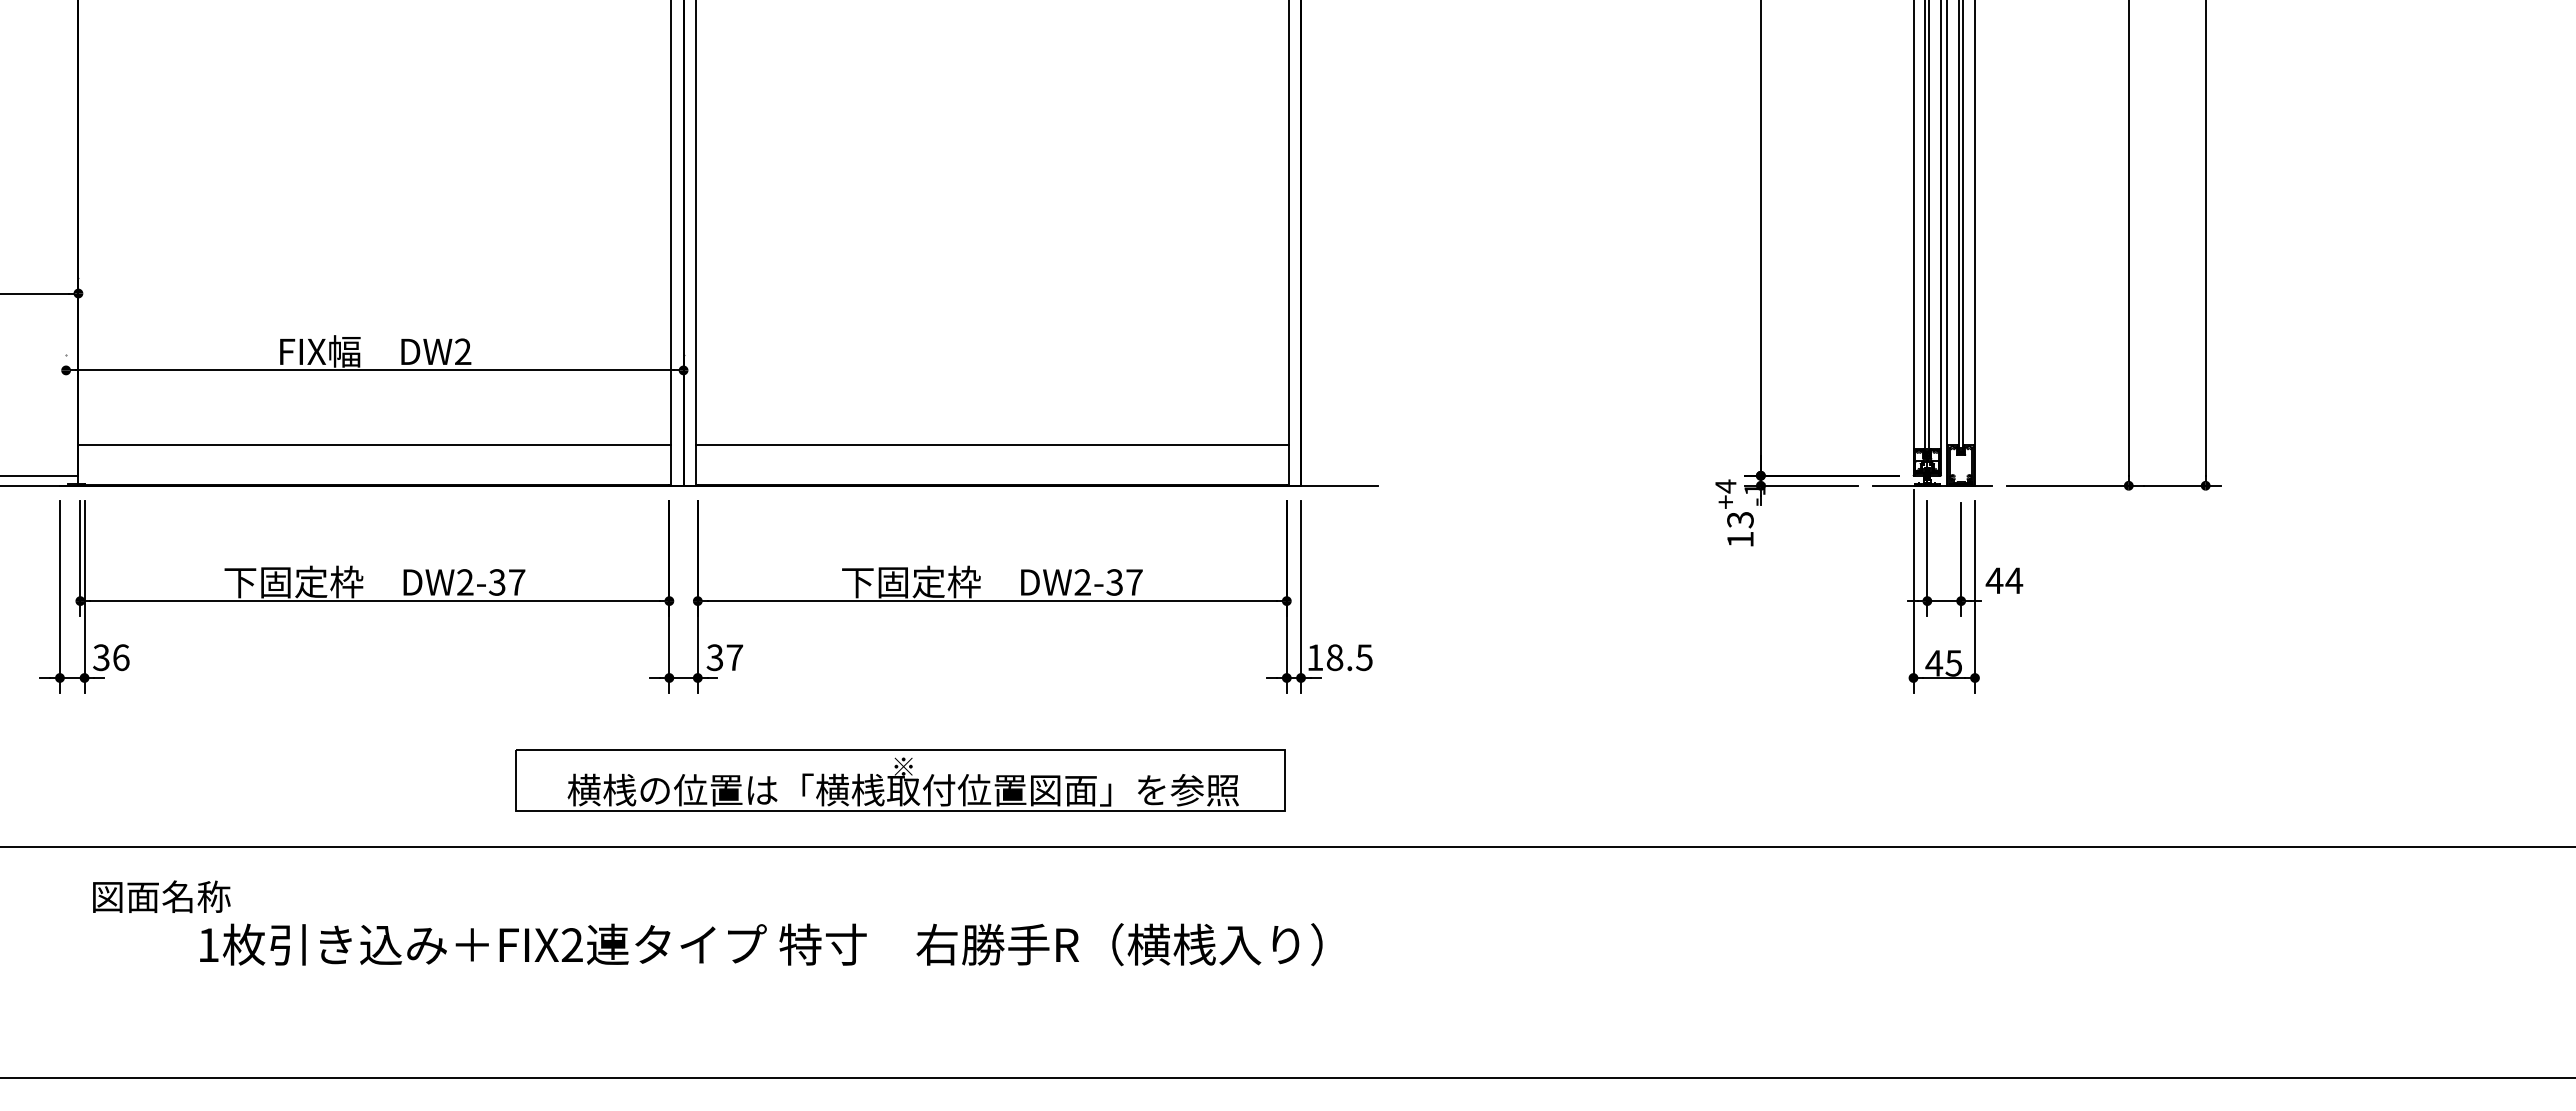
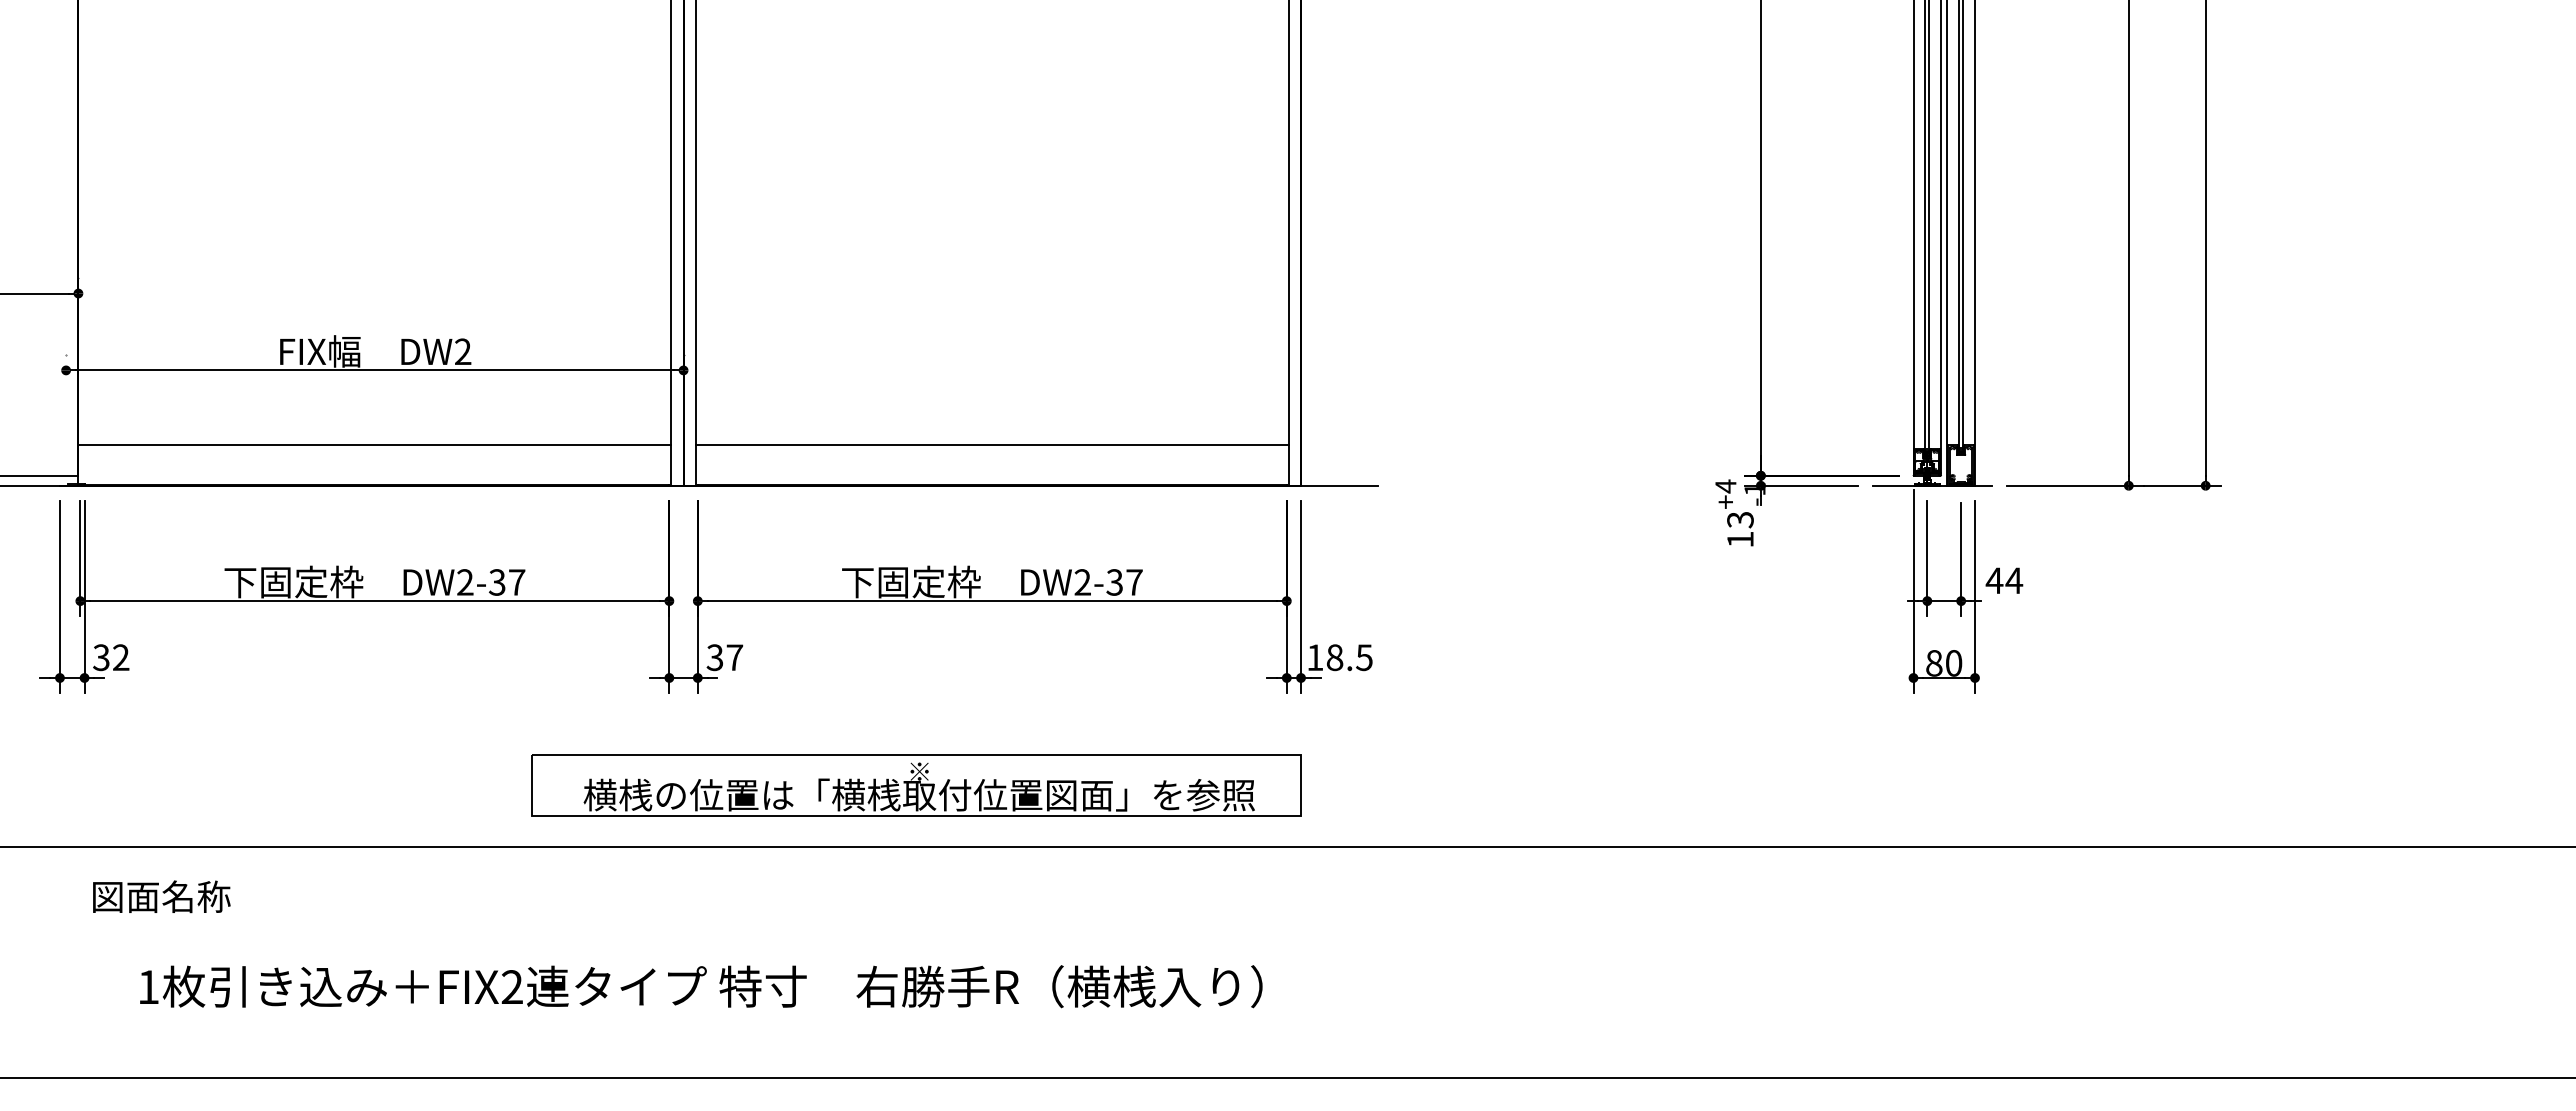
text: 36 -> 32 (121, 657)
text: 45 -> 80 (1943, 663)
part position: (900, 780) -> (916, 785) (916, 785)
text position: (761, 944) -> (701, 986) (701, 986)
